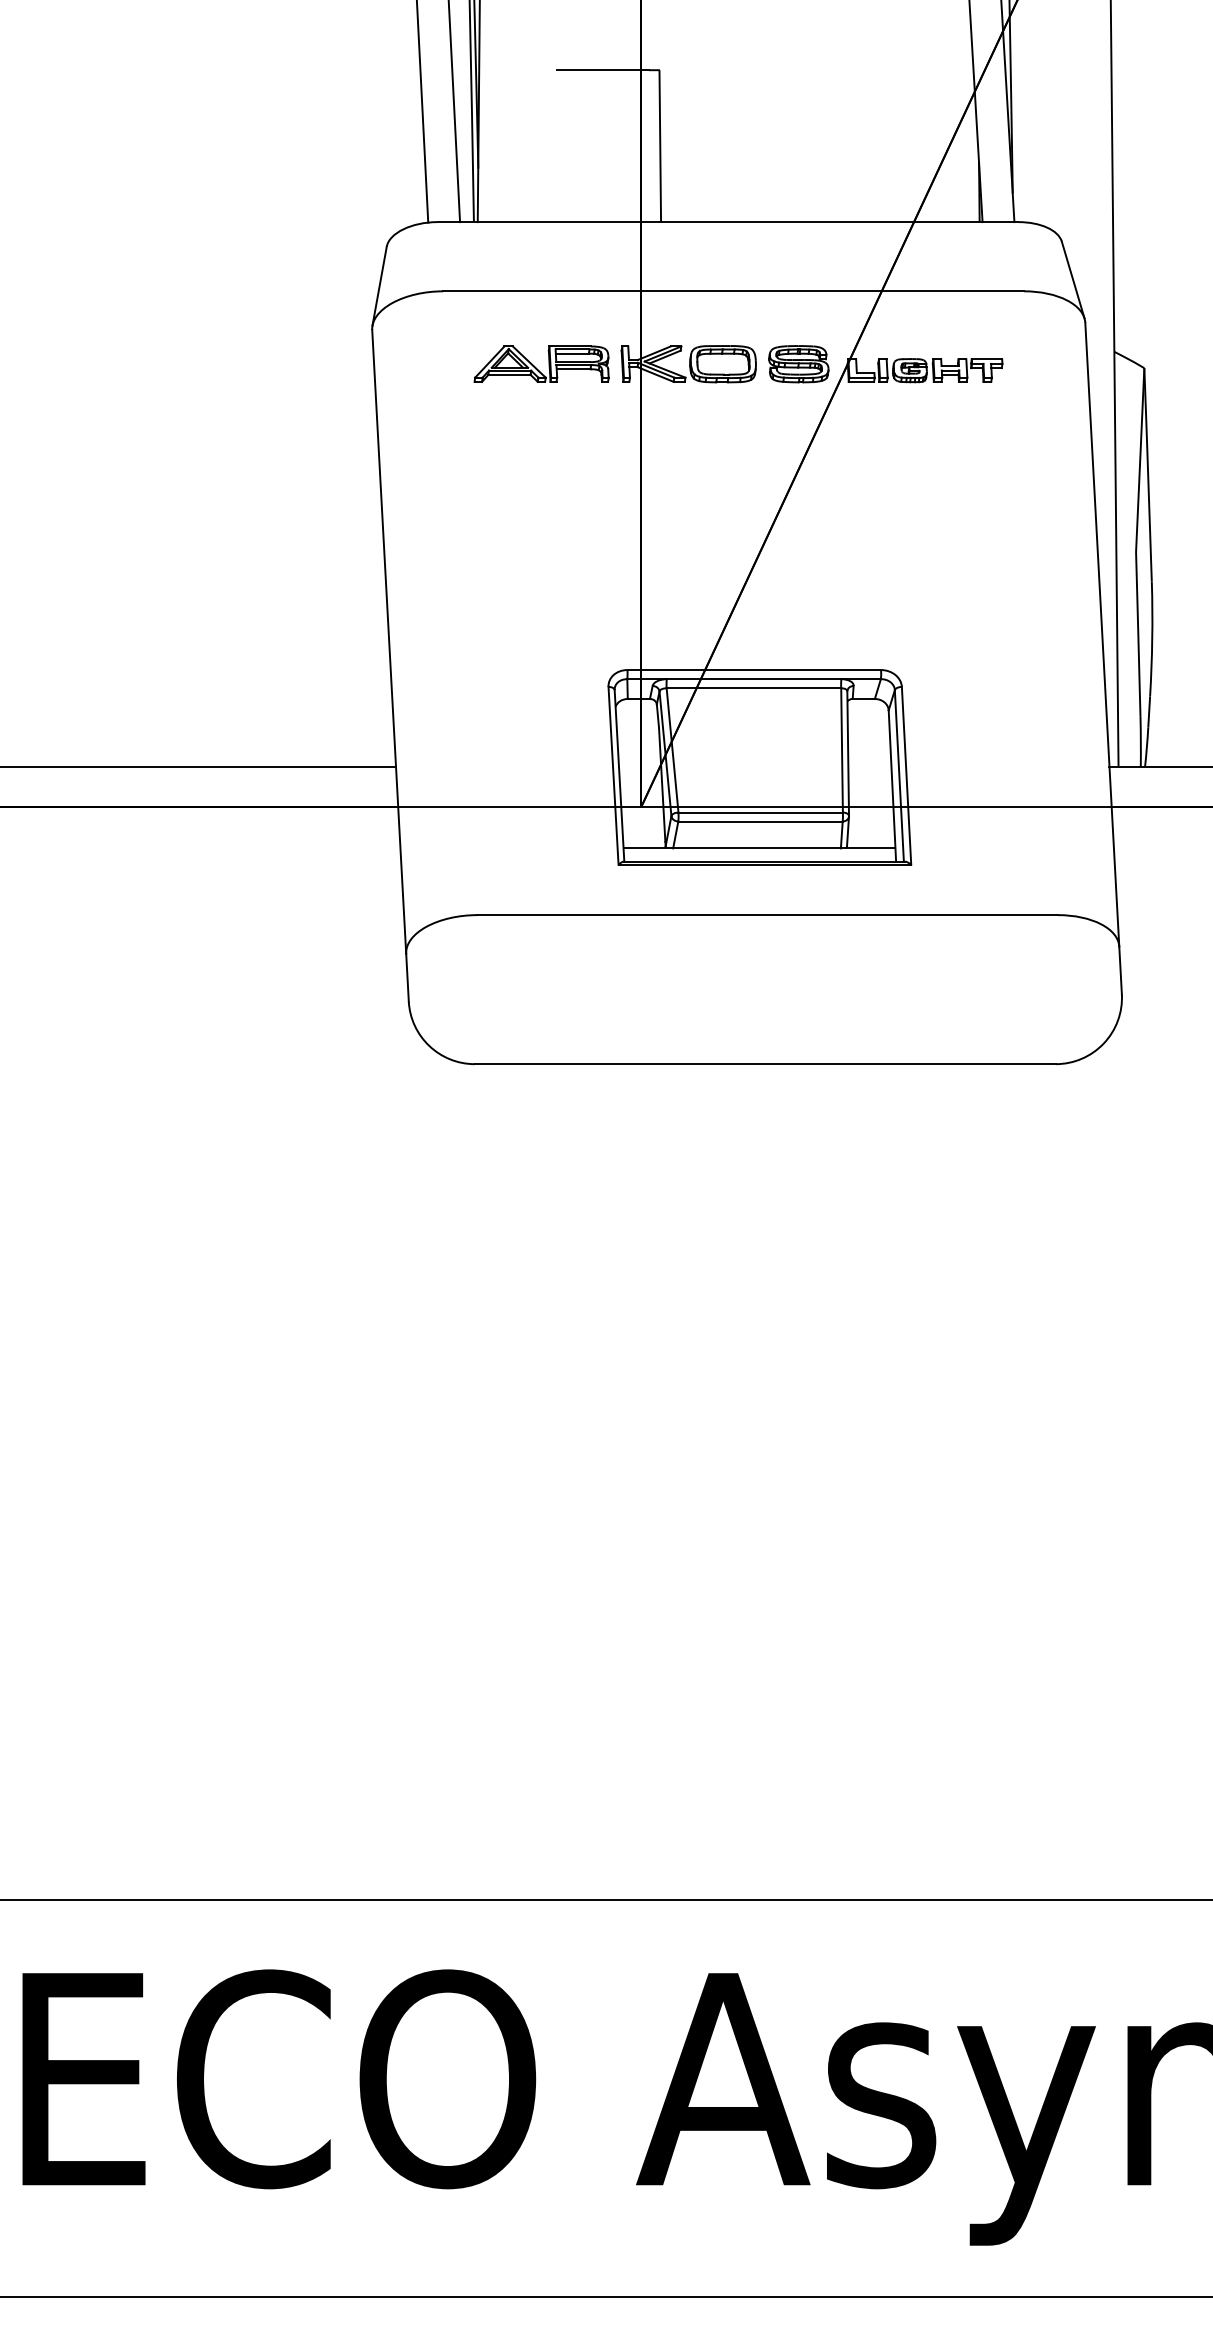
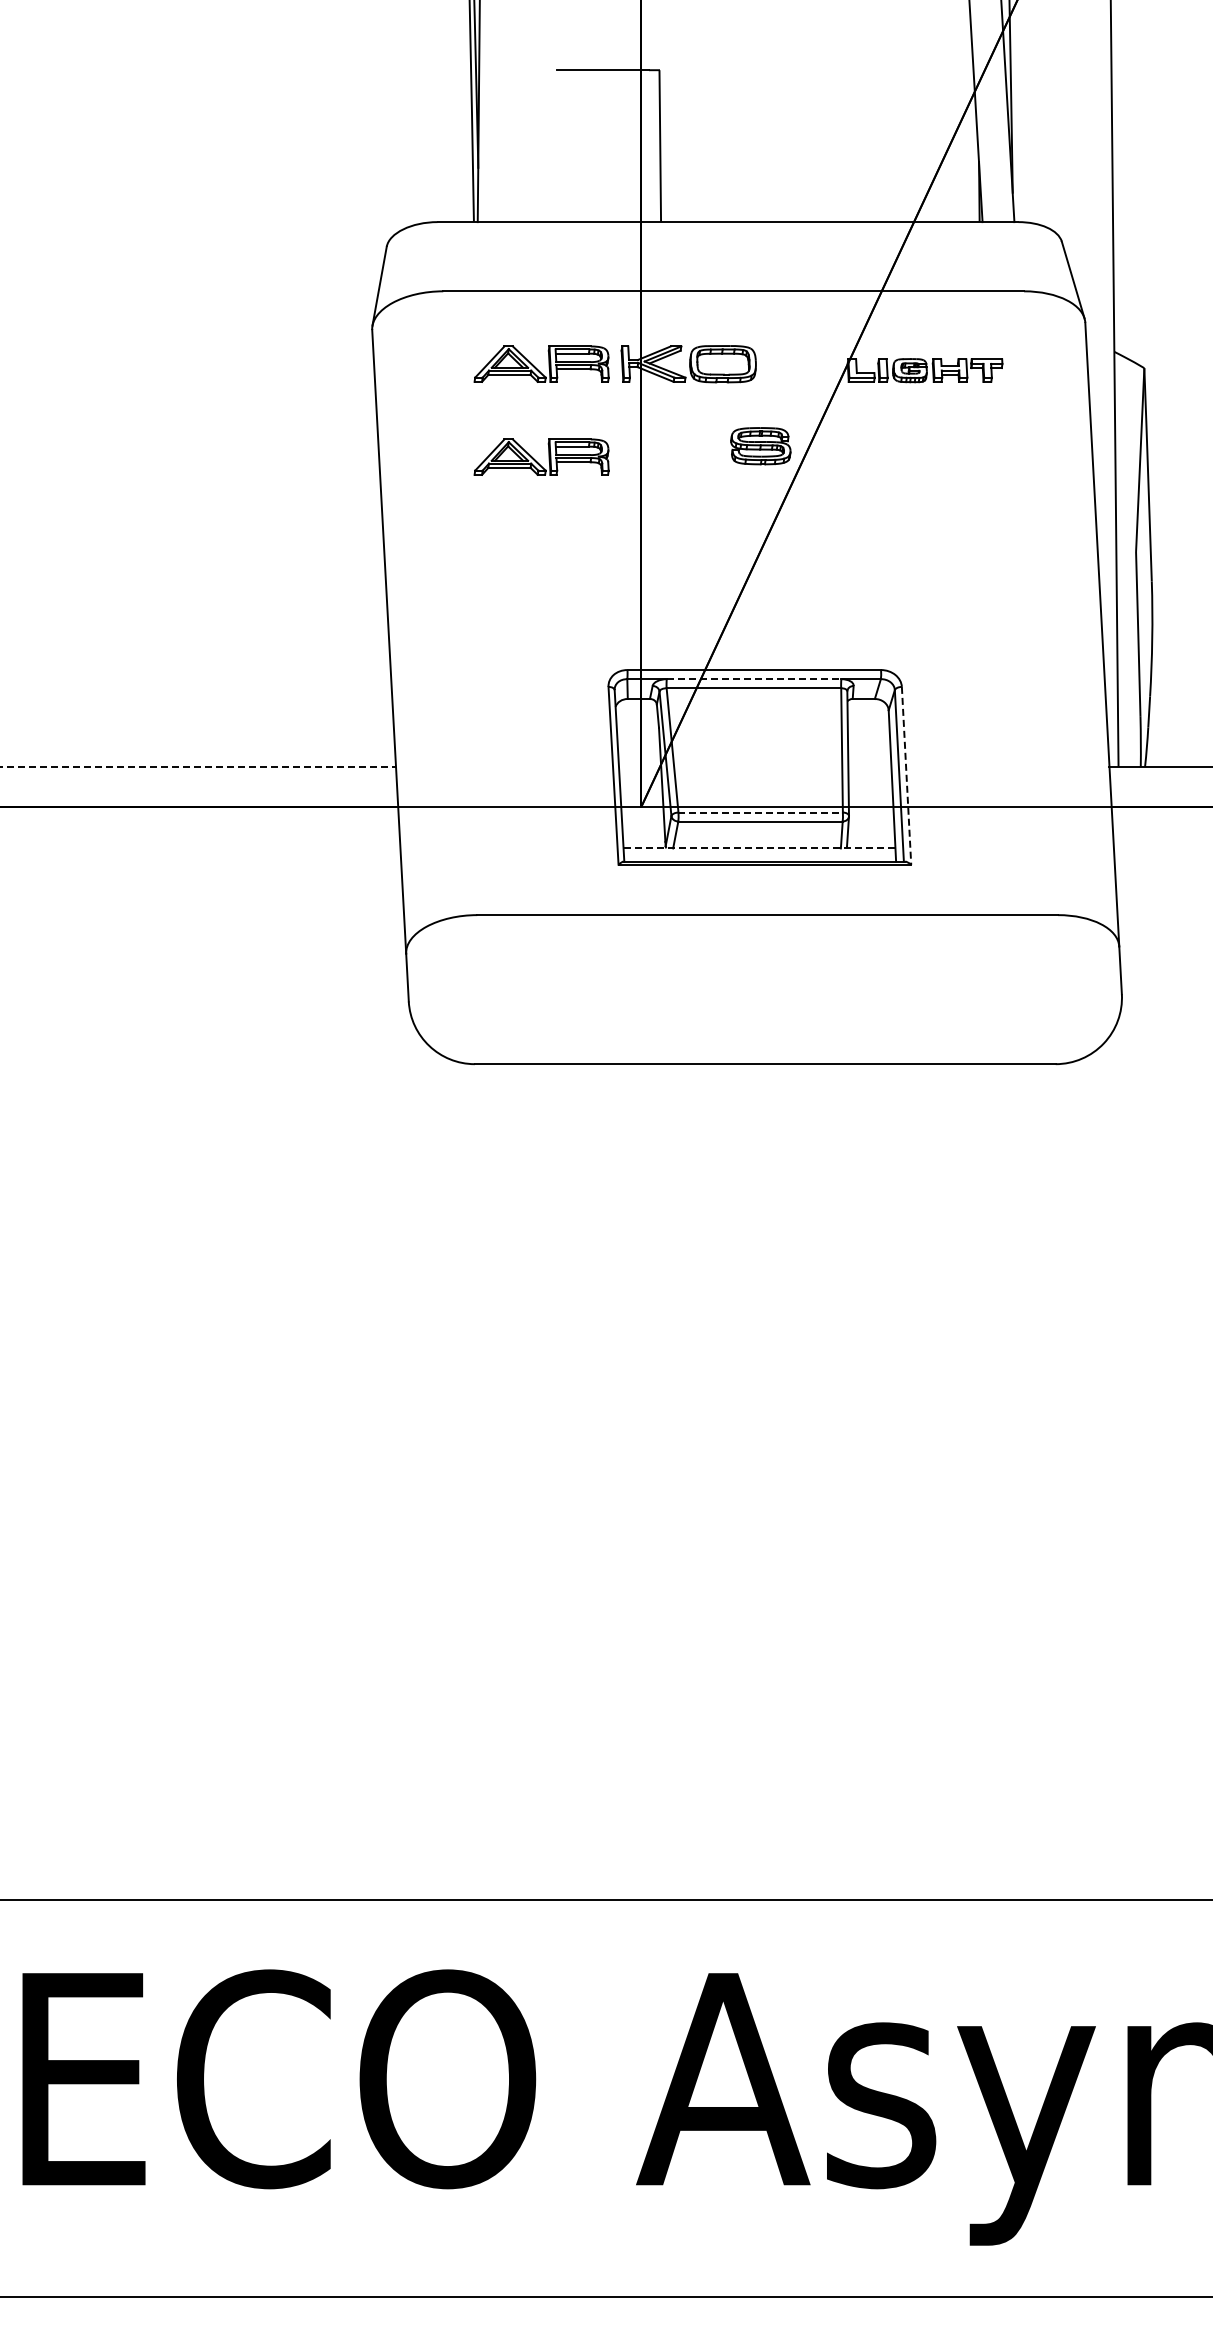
line: present -> none (422, 112)
line: present -> none (454, 112)
part position: (798, 364) -> (760, 446) (760, 446)
part: none -> present (536, 460)
line: solid -> dashed (754, 679)
line: solid -> dashed (197, 767)
line: solid -> dashed (906, 776)
line: solid -> dashed (761, 812)
line: solid -> dashed (759, 848)
